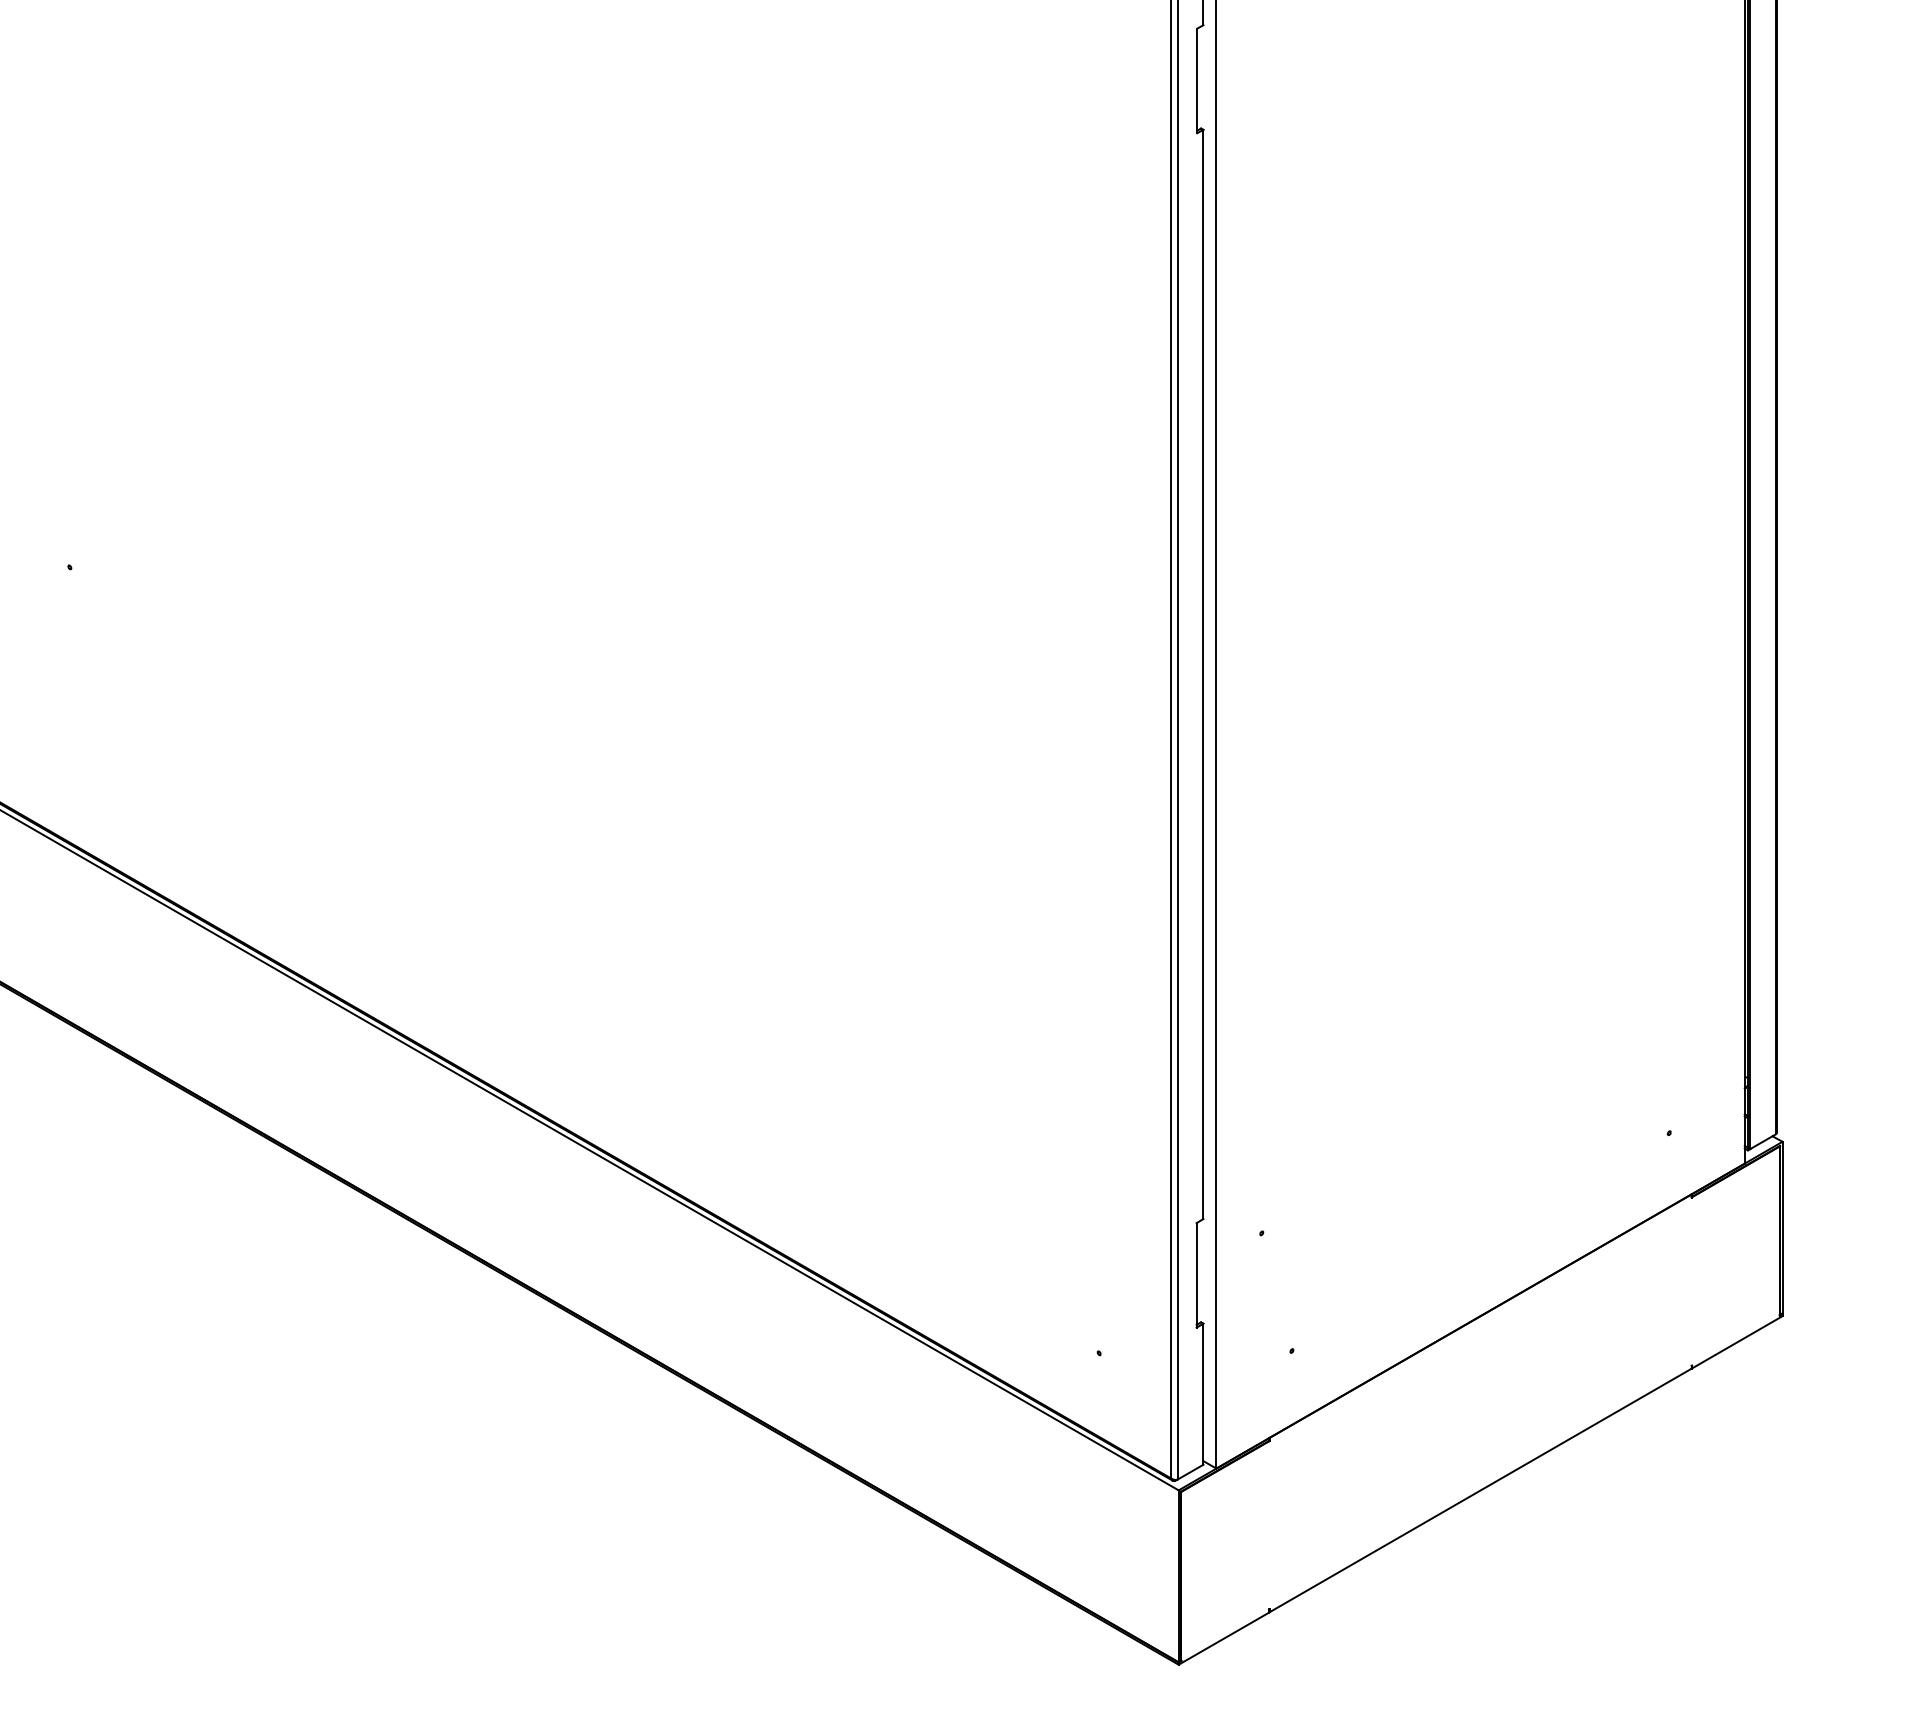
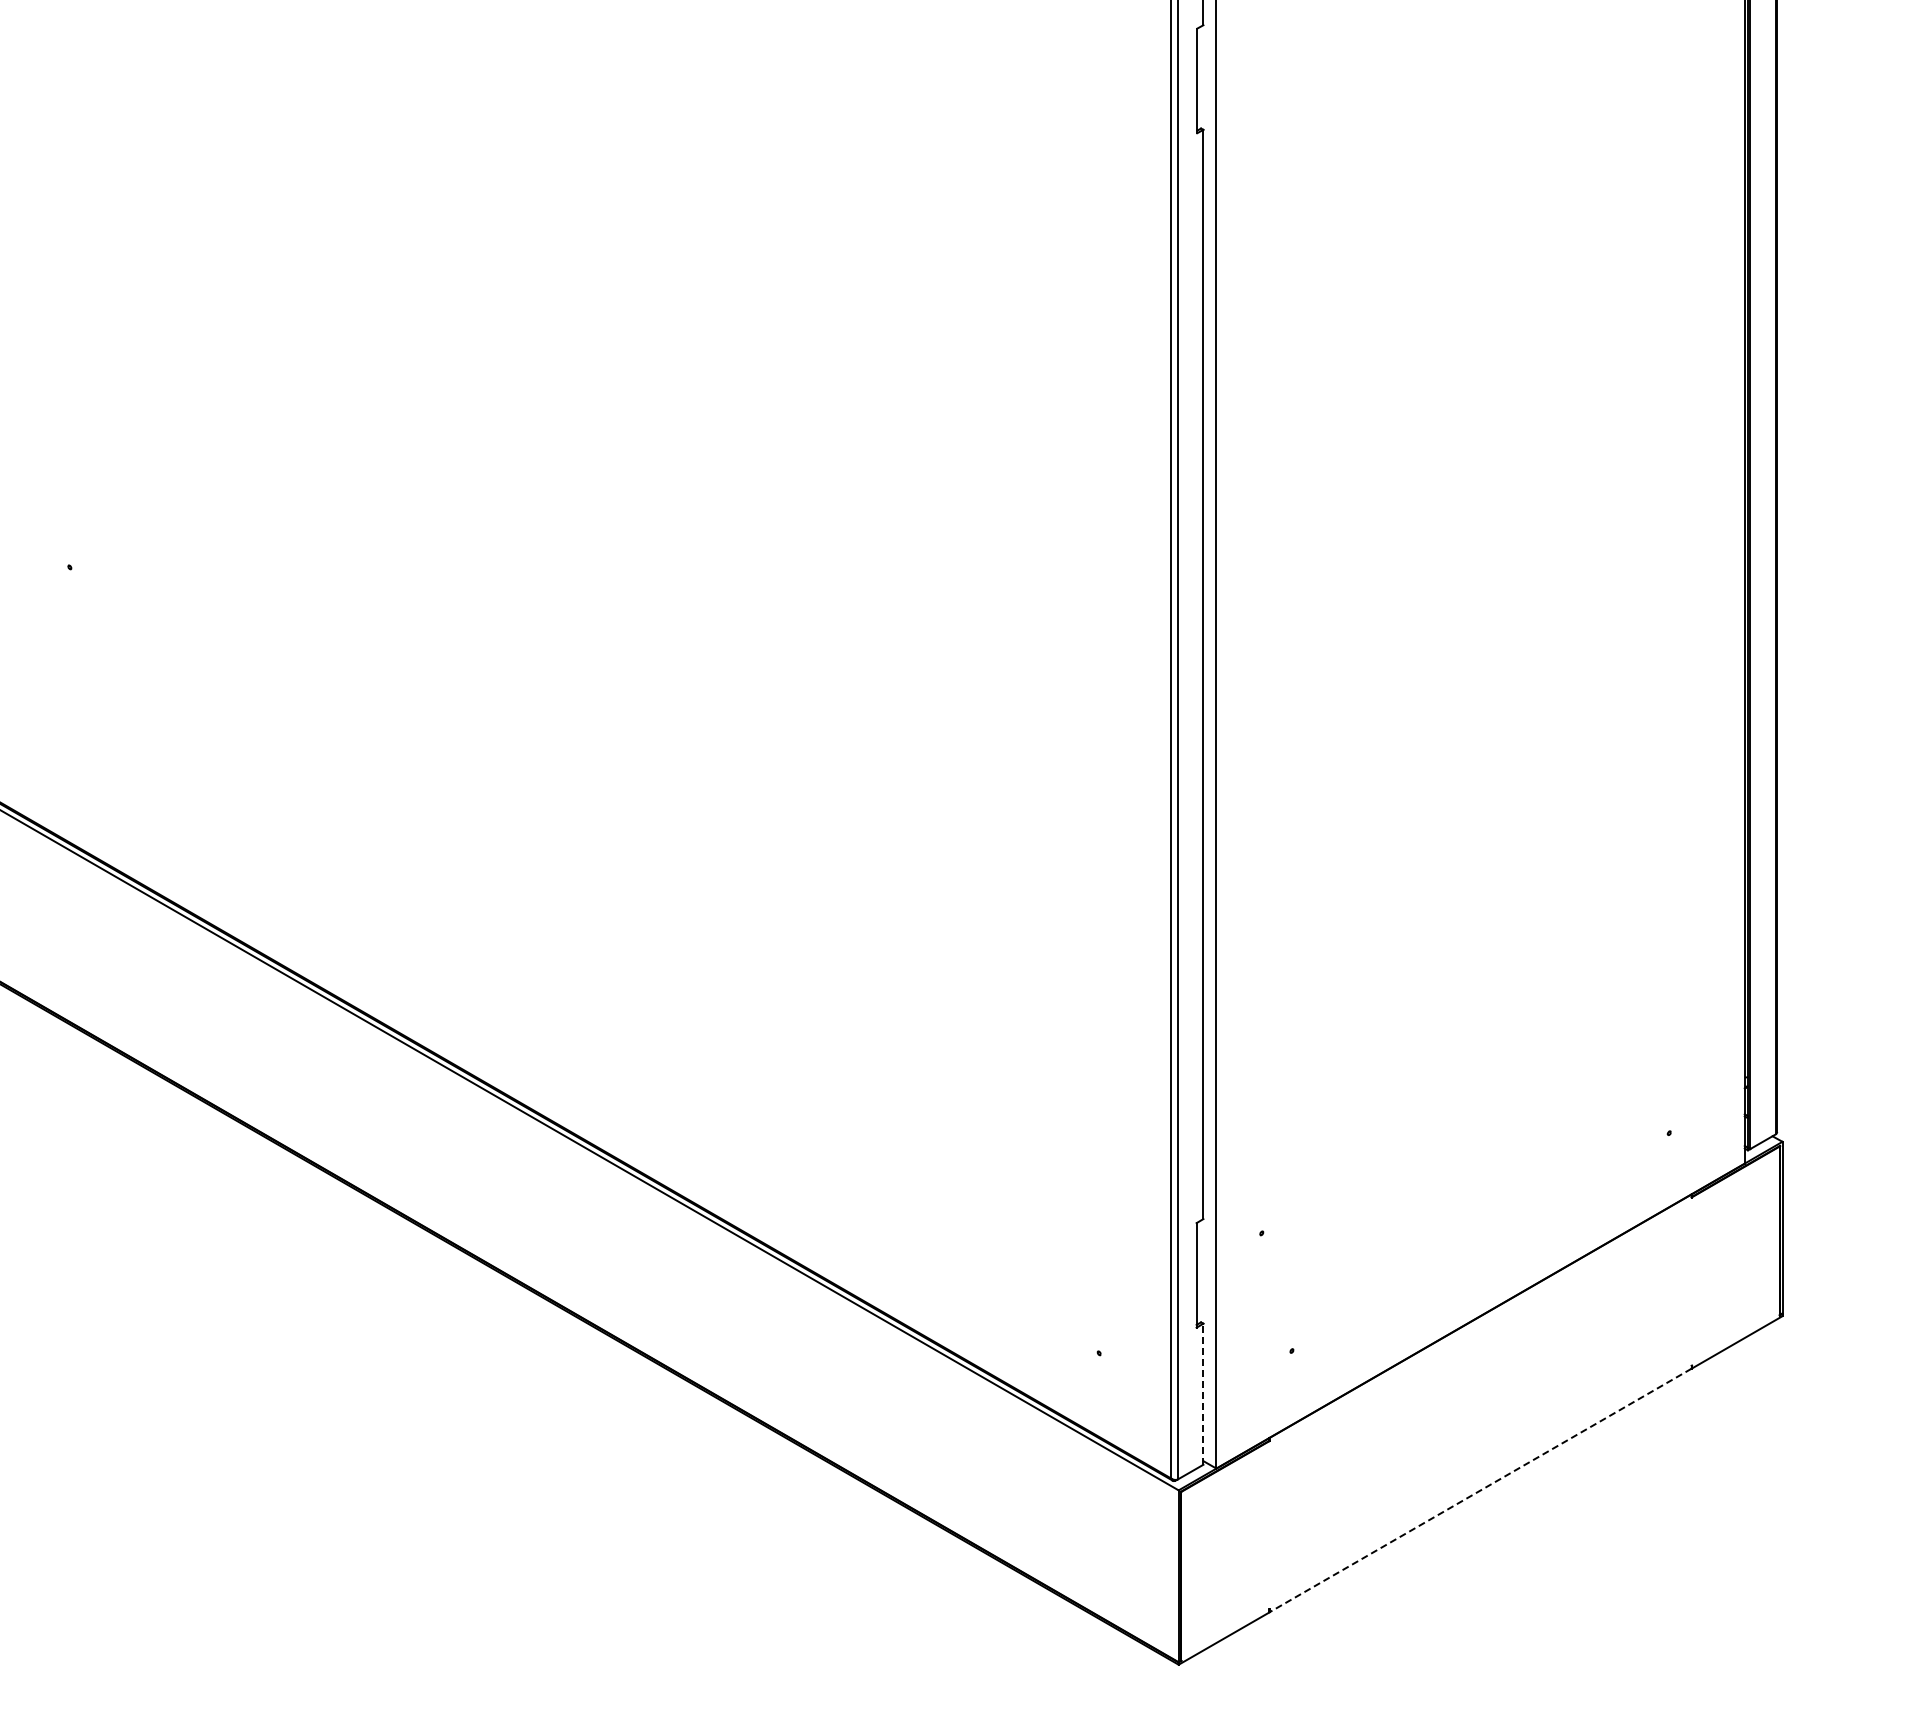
line: solid -> dashed (1203, 1394)
line: solid -> dashed (1480, 1490)
